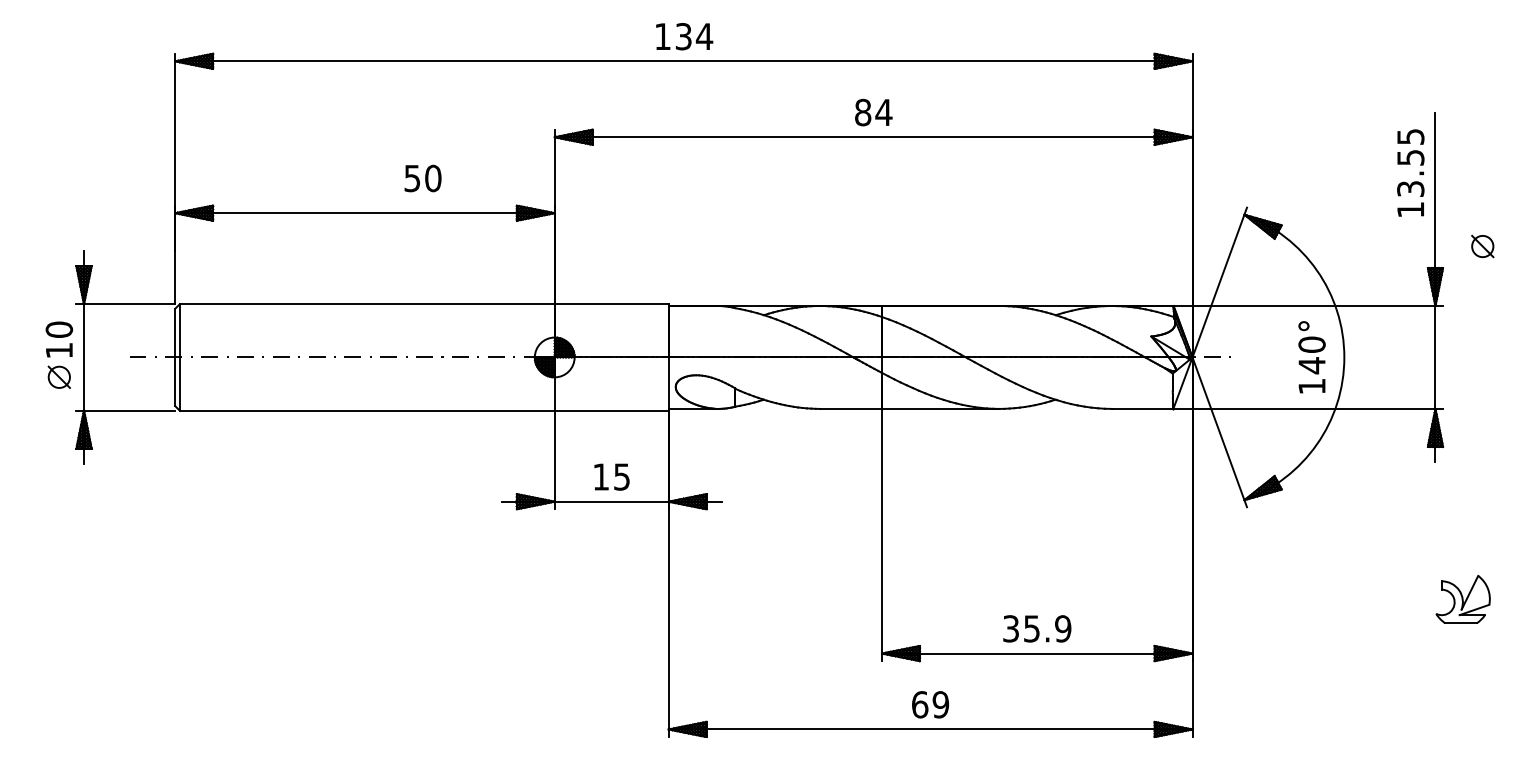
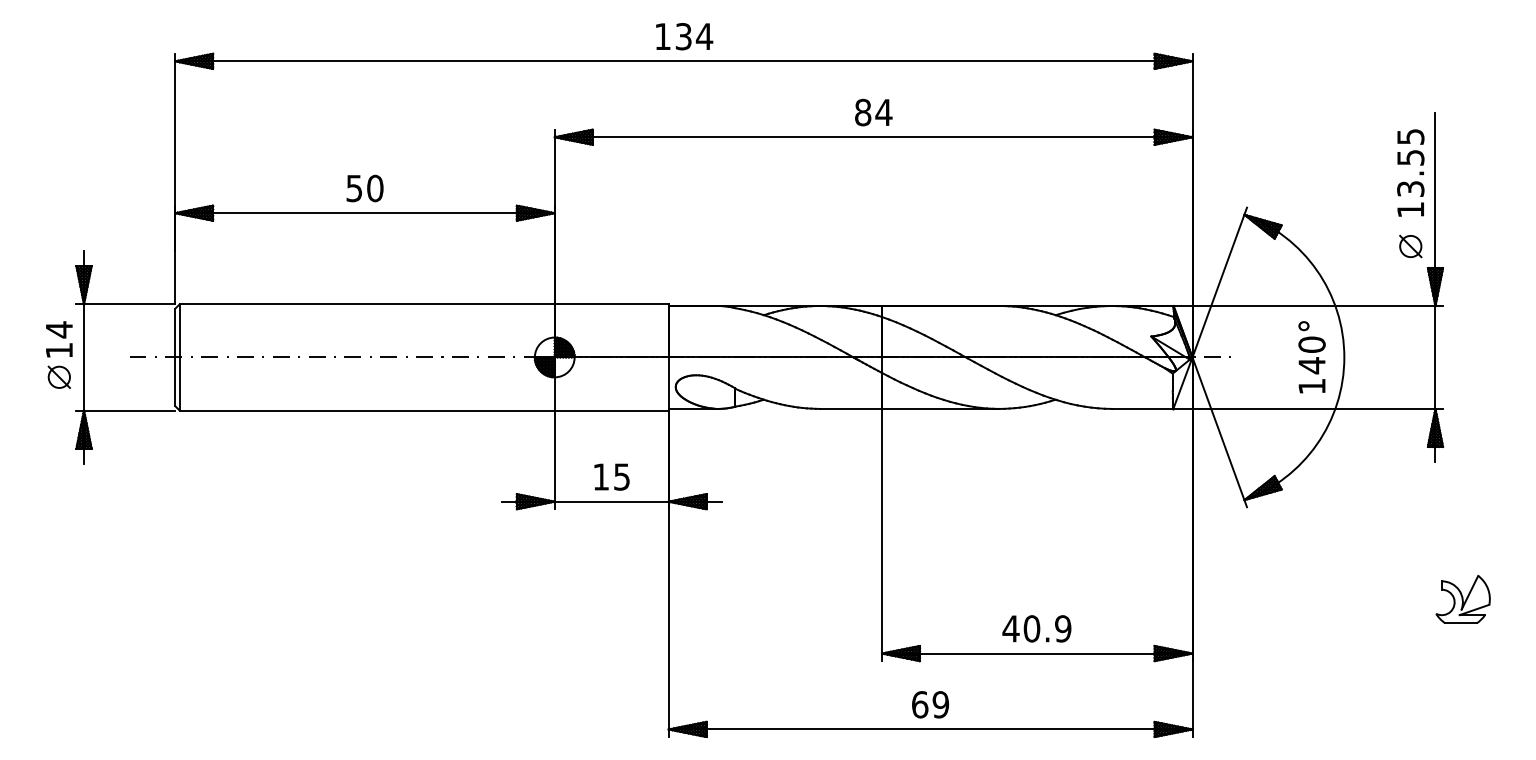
text position: (422, 178) -> (364, 188) (364, 188)
part position: (1482, 246) -> (1410, 246) (1410, 246)
text: 10 -> 14 (59, 329)
text: 35.9 -> 40.9 (1021, 628)
